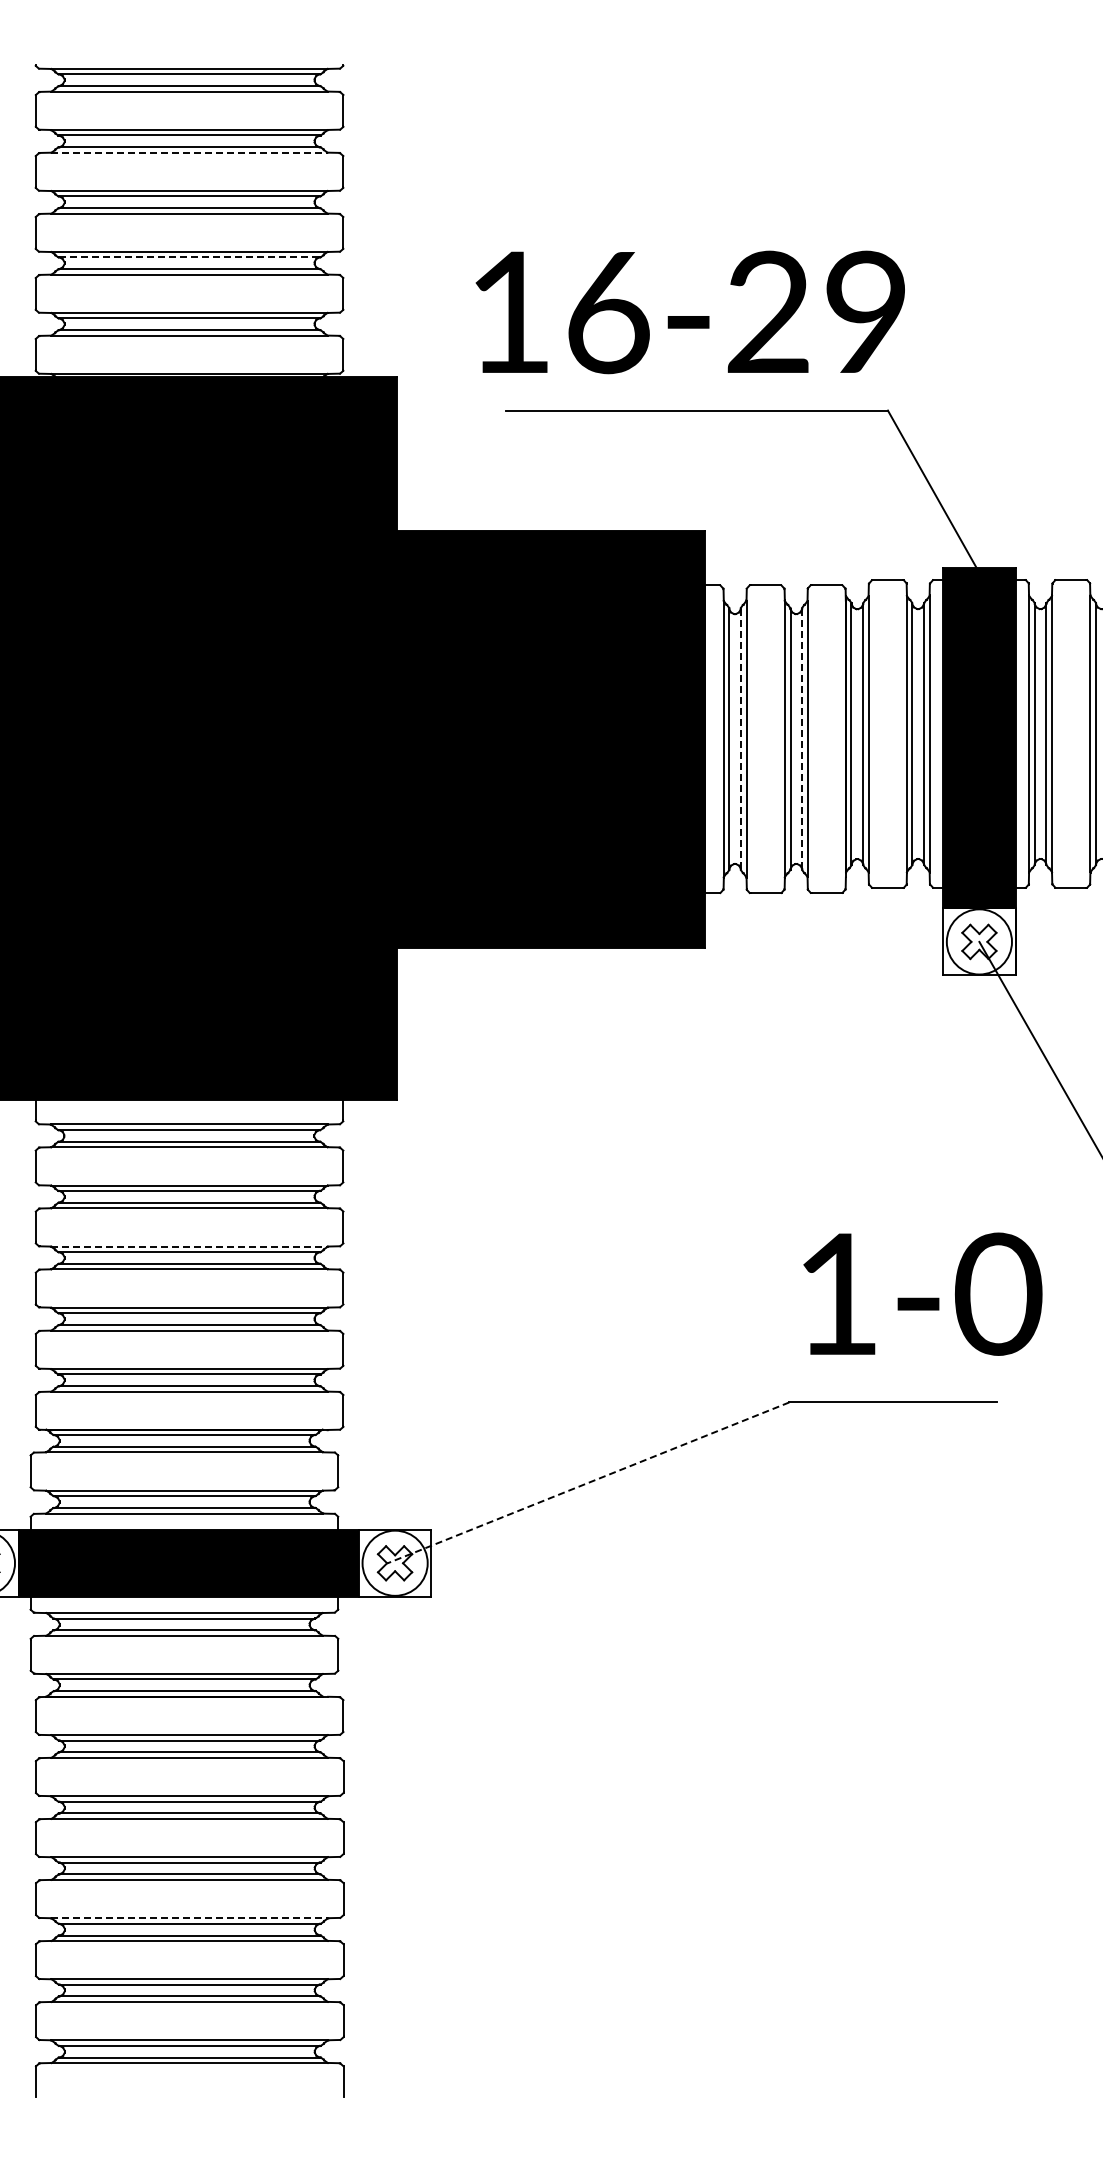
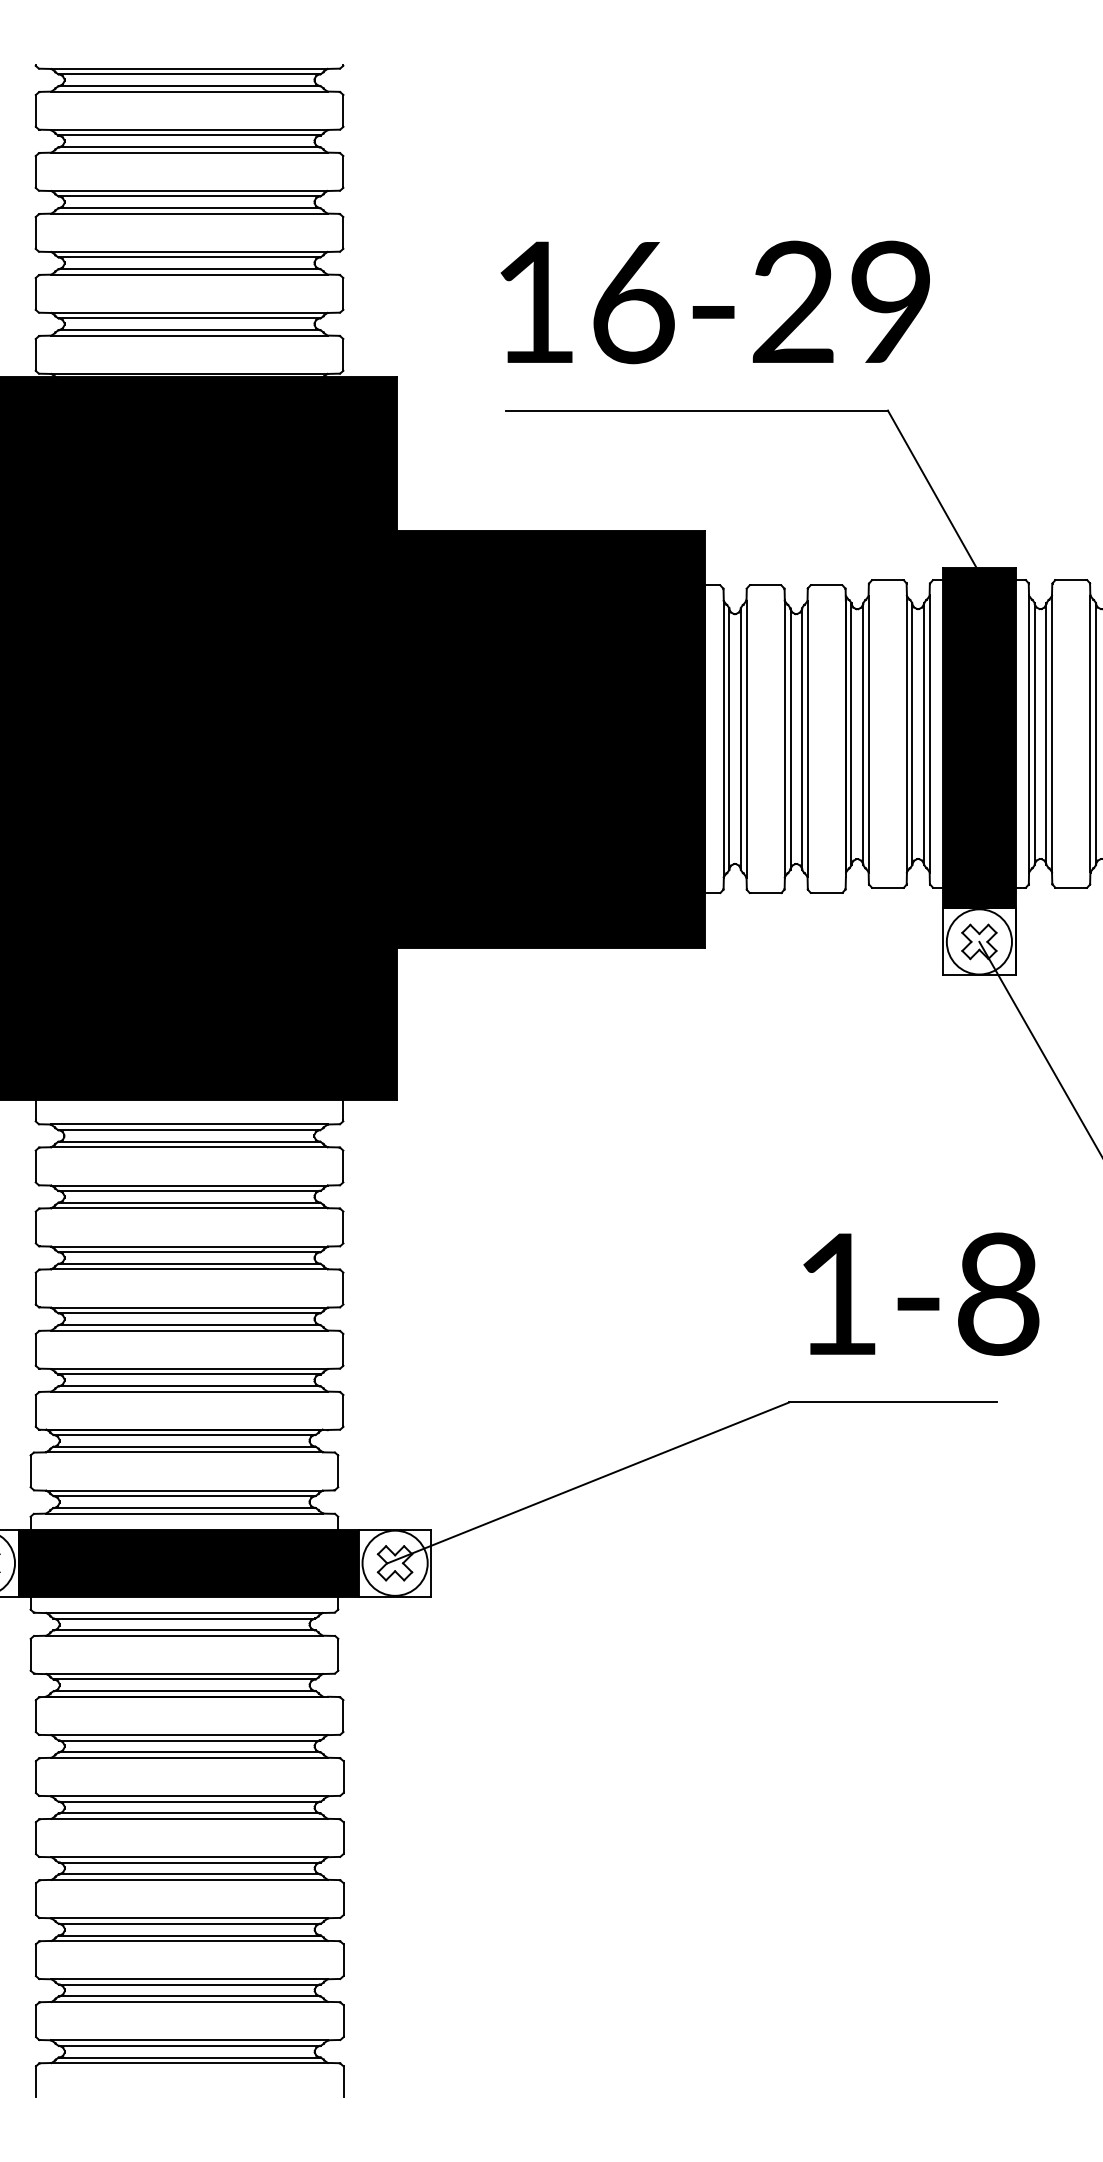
line: dashed -> solid (190, 152)
line: dashed -> solid (189, 257)
text position: (689, 312) -> (714, 302) (714, 302)
line: dashed -> solid (741, 739)
line: dashed -> solid (802, 739)
line: dashed -> solid (190, 1246)
text: 1-0 -> 1-8 (998, 1294)
line: dashed -> solid (588, 1483)
line: dashed -> solid (190, 1918)
